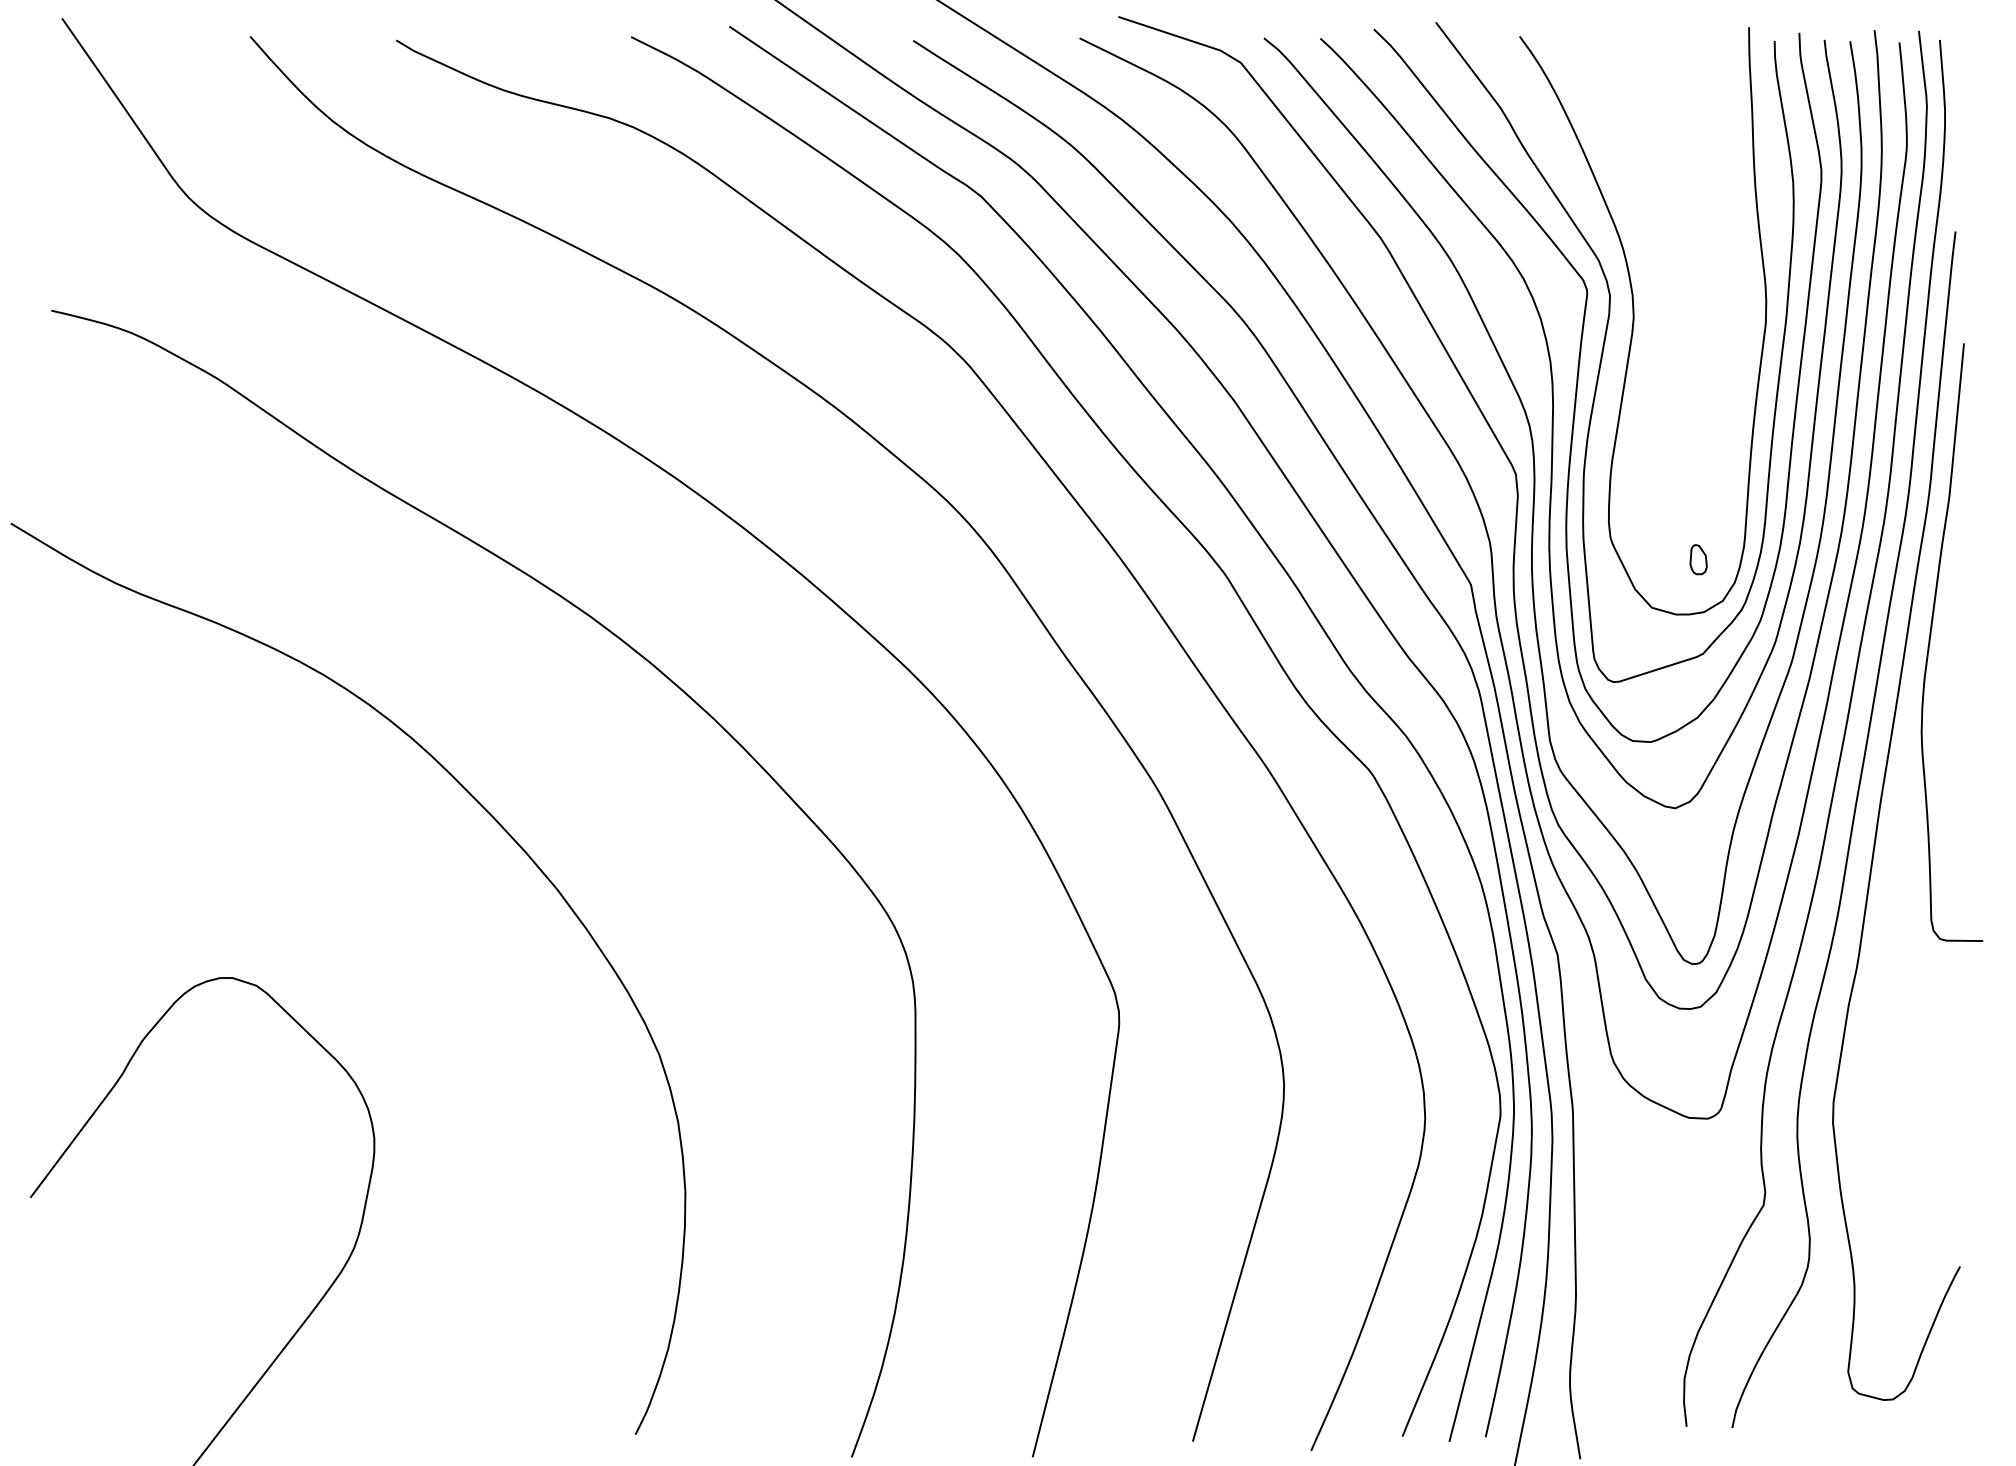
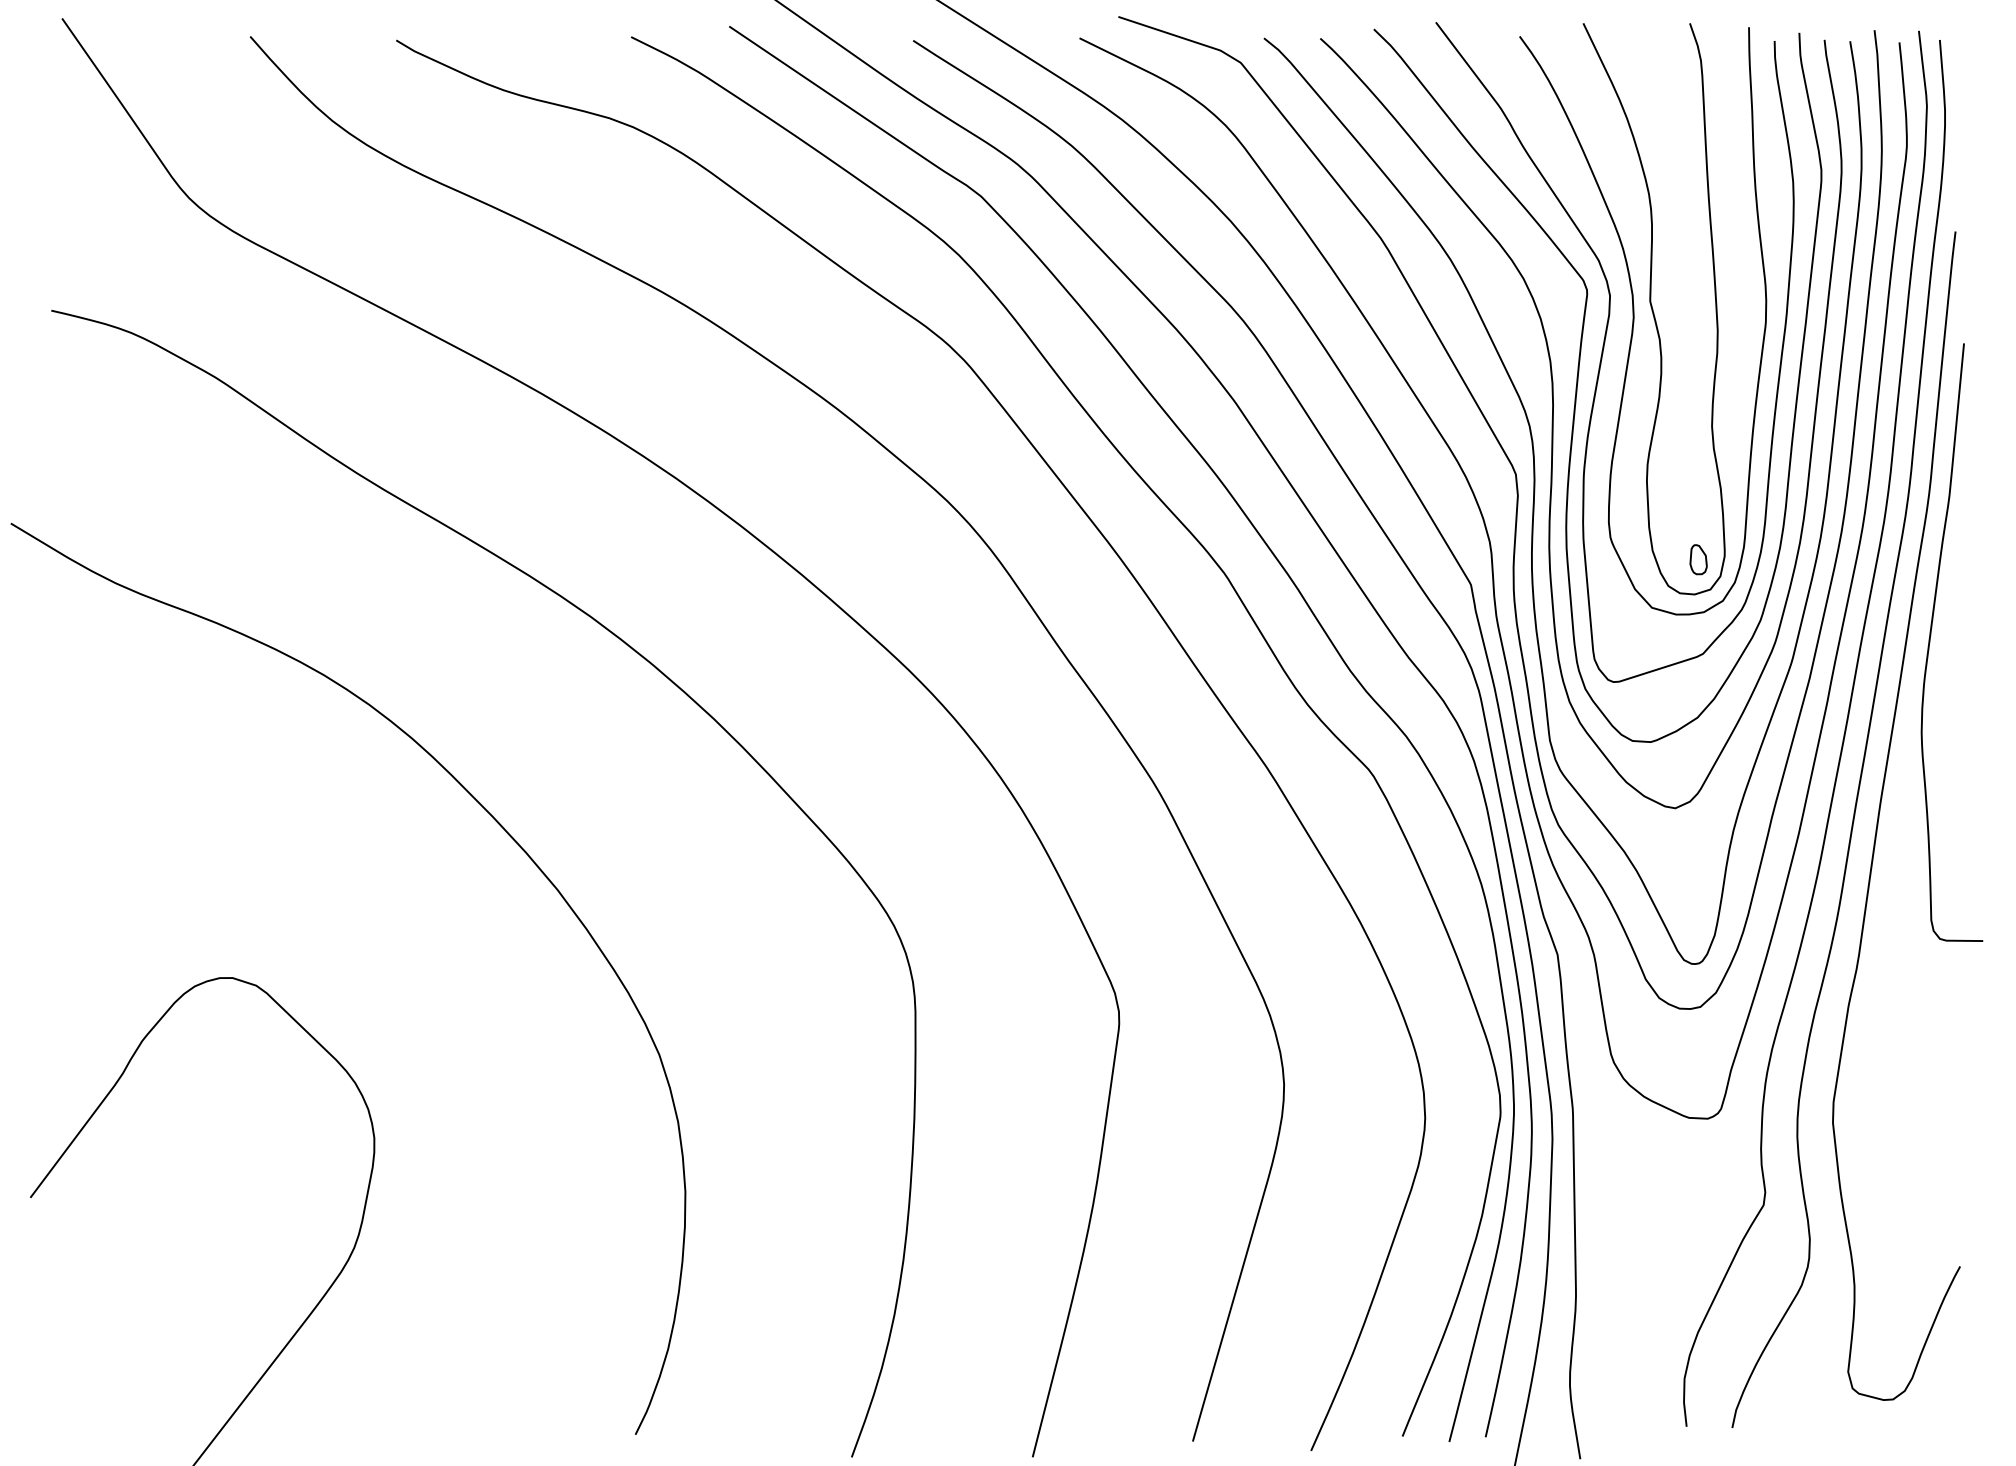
curve: none -> present (1653, 309)
